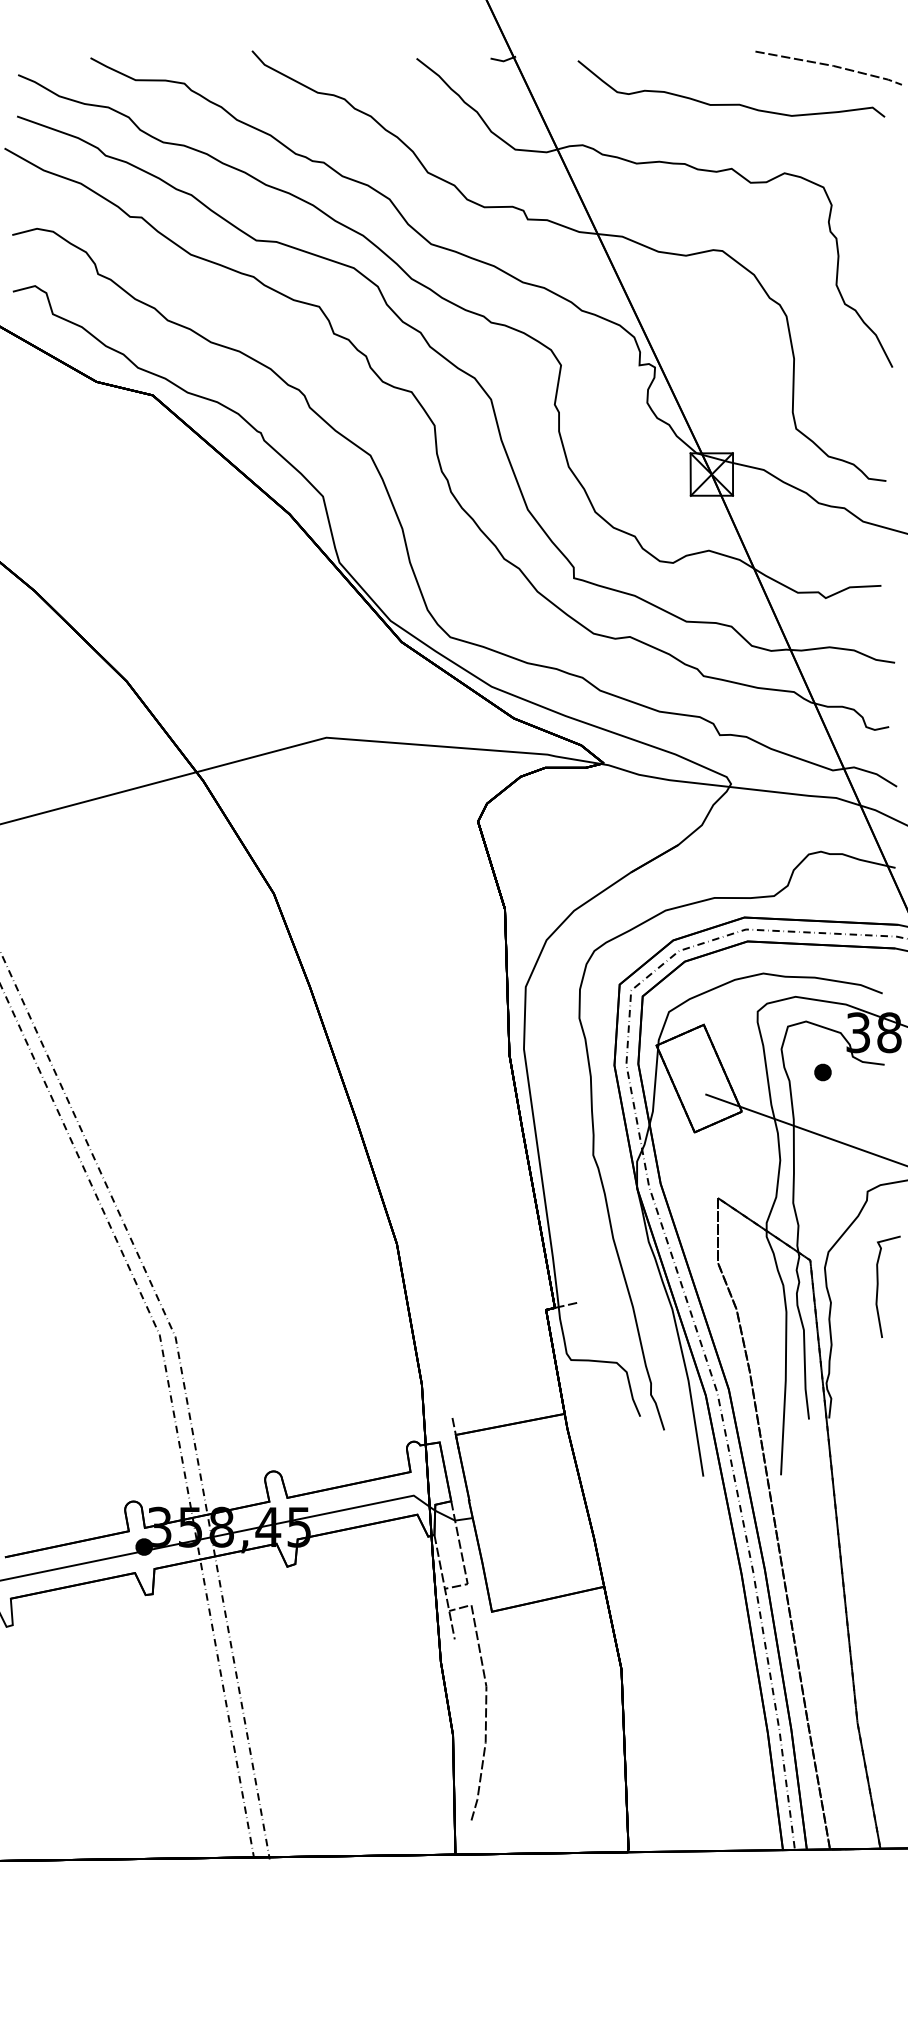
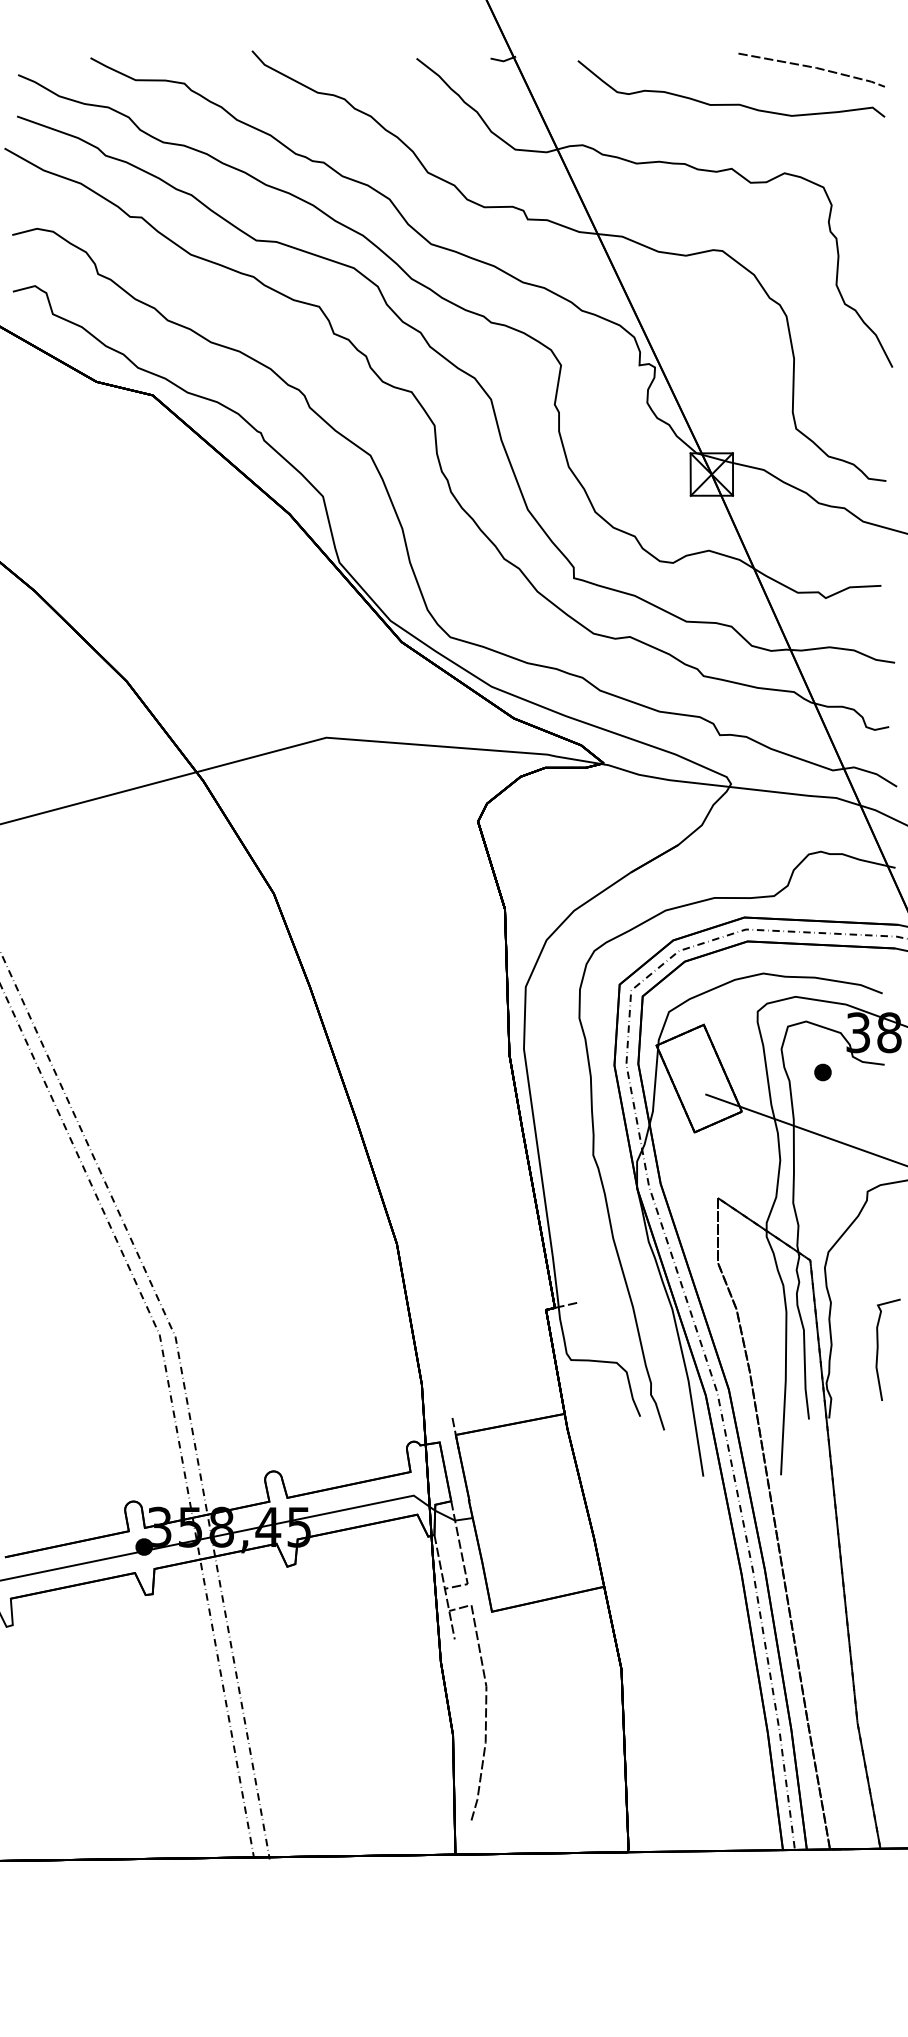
line position: (828, 65) -> (811, 67) (811, 67)
curve position: (878, 1286) -> (878, 1349) (878, 1349)
